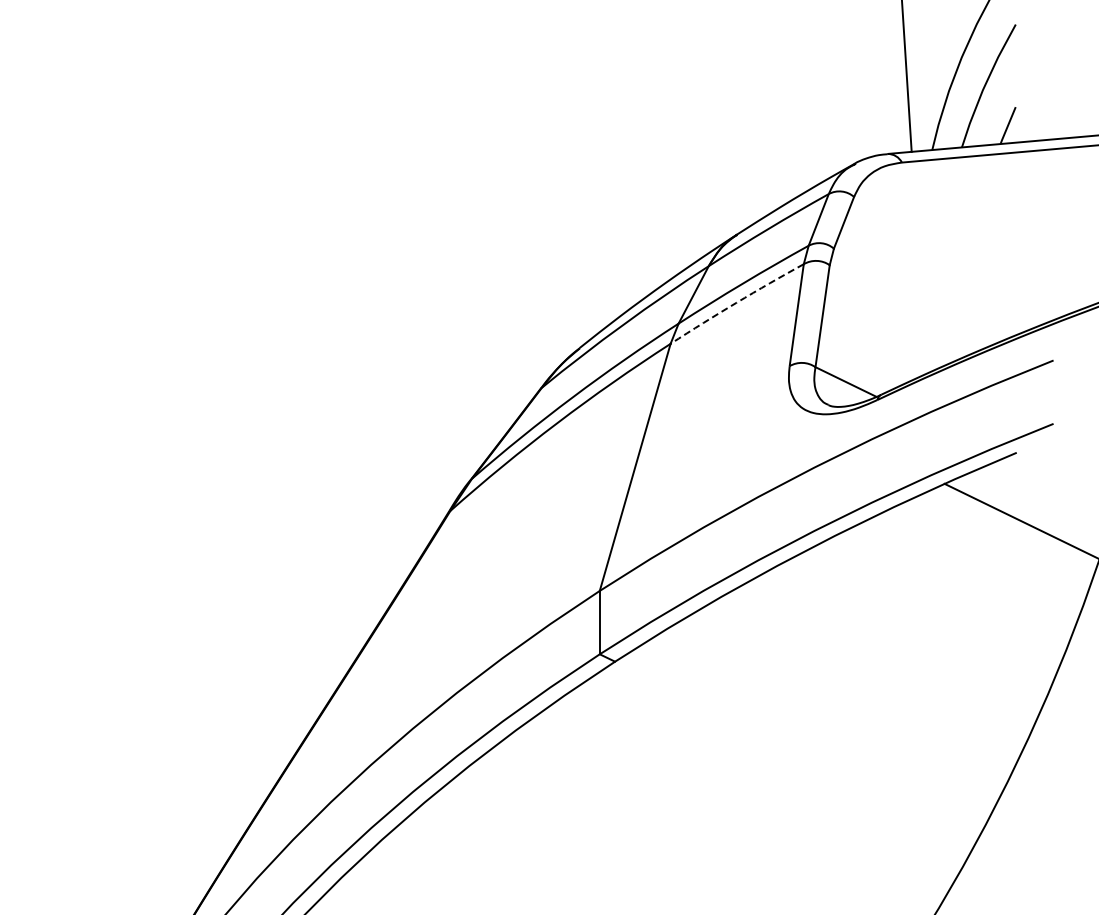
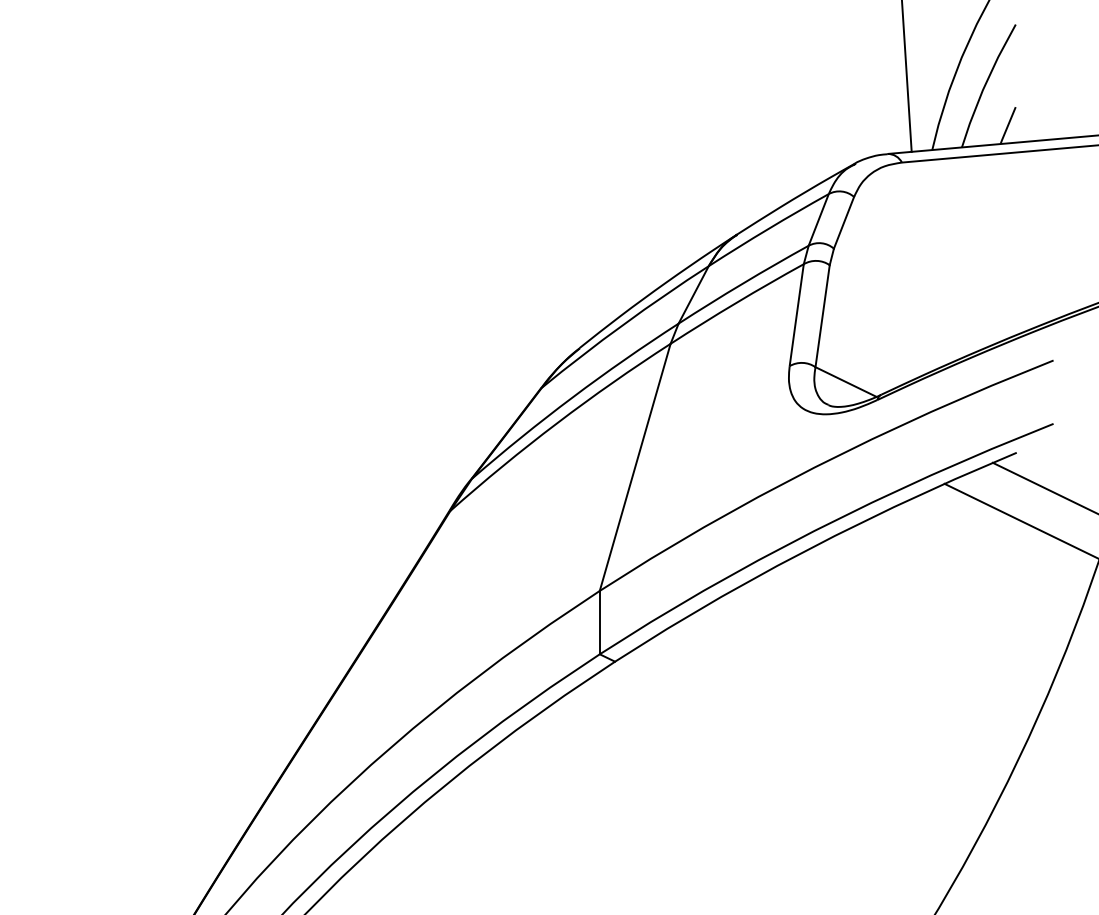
arc: dashed -> solid (736, 302)
line: none -> present (1043, 487)
